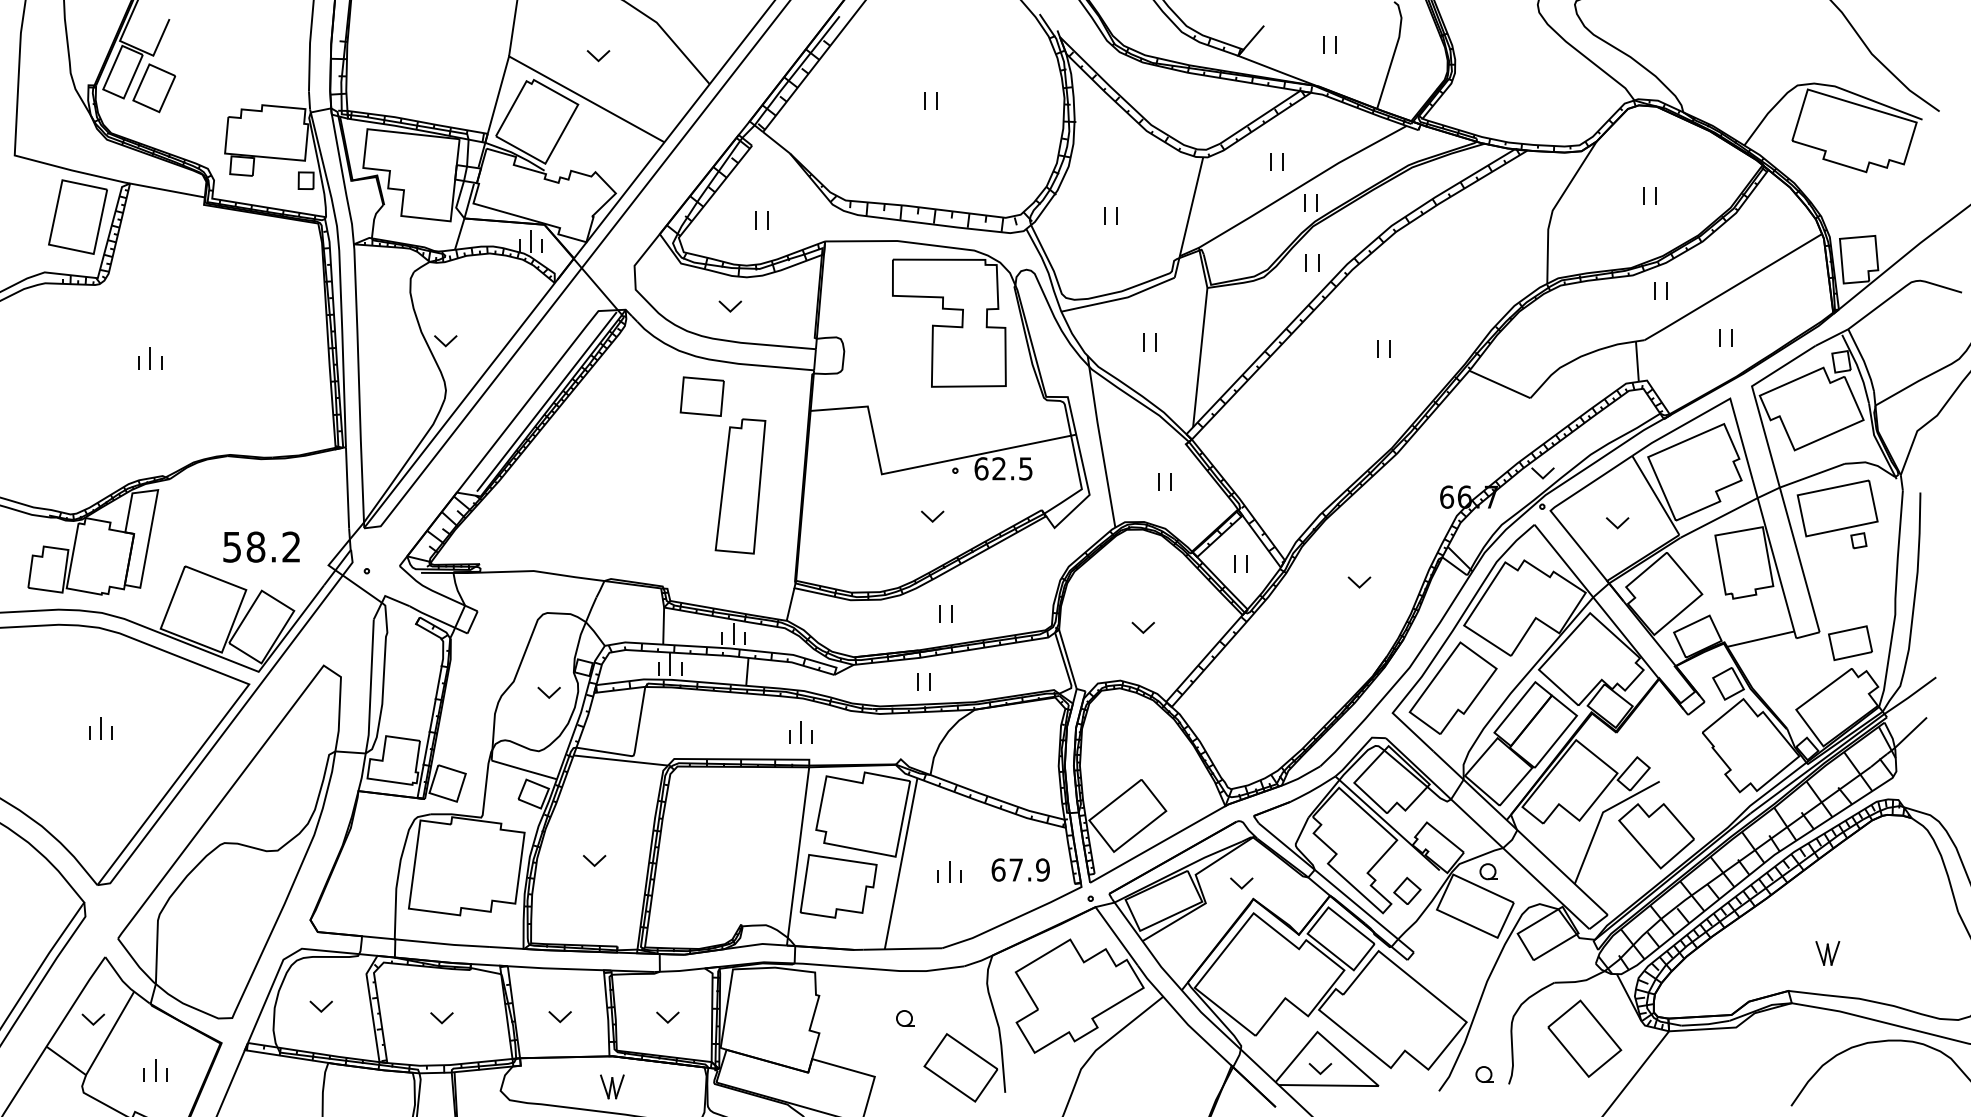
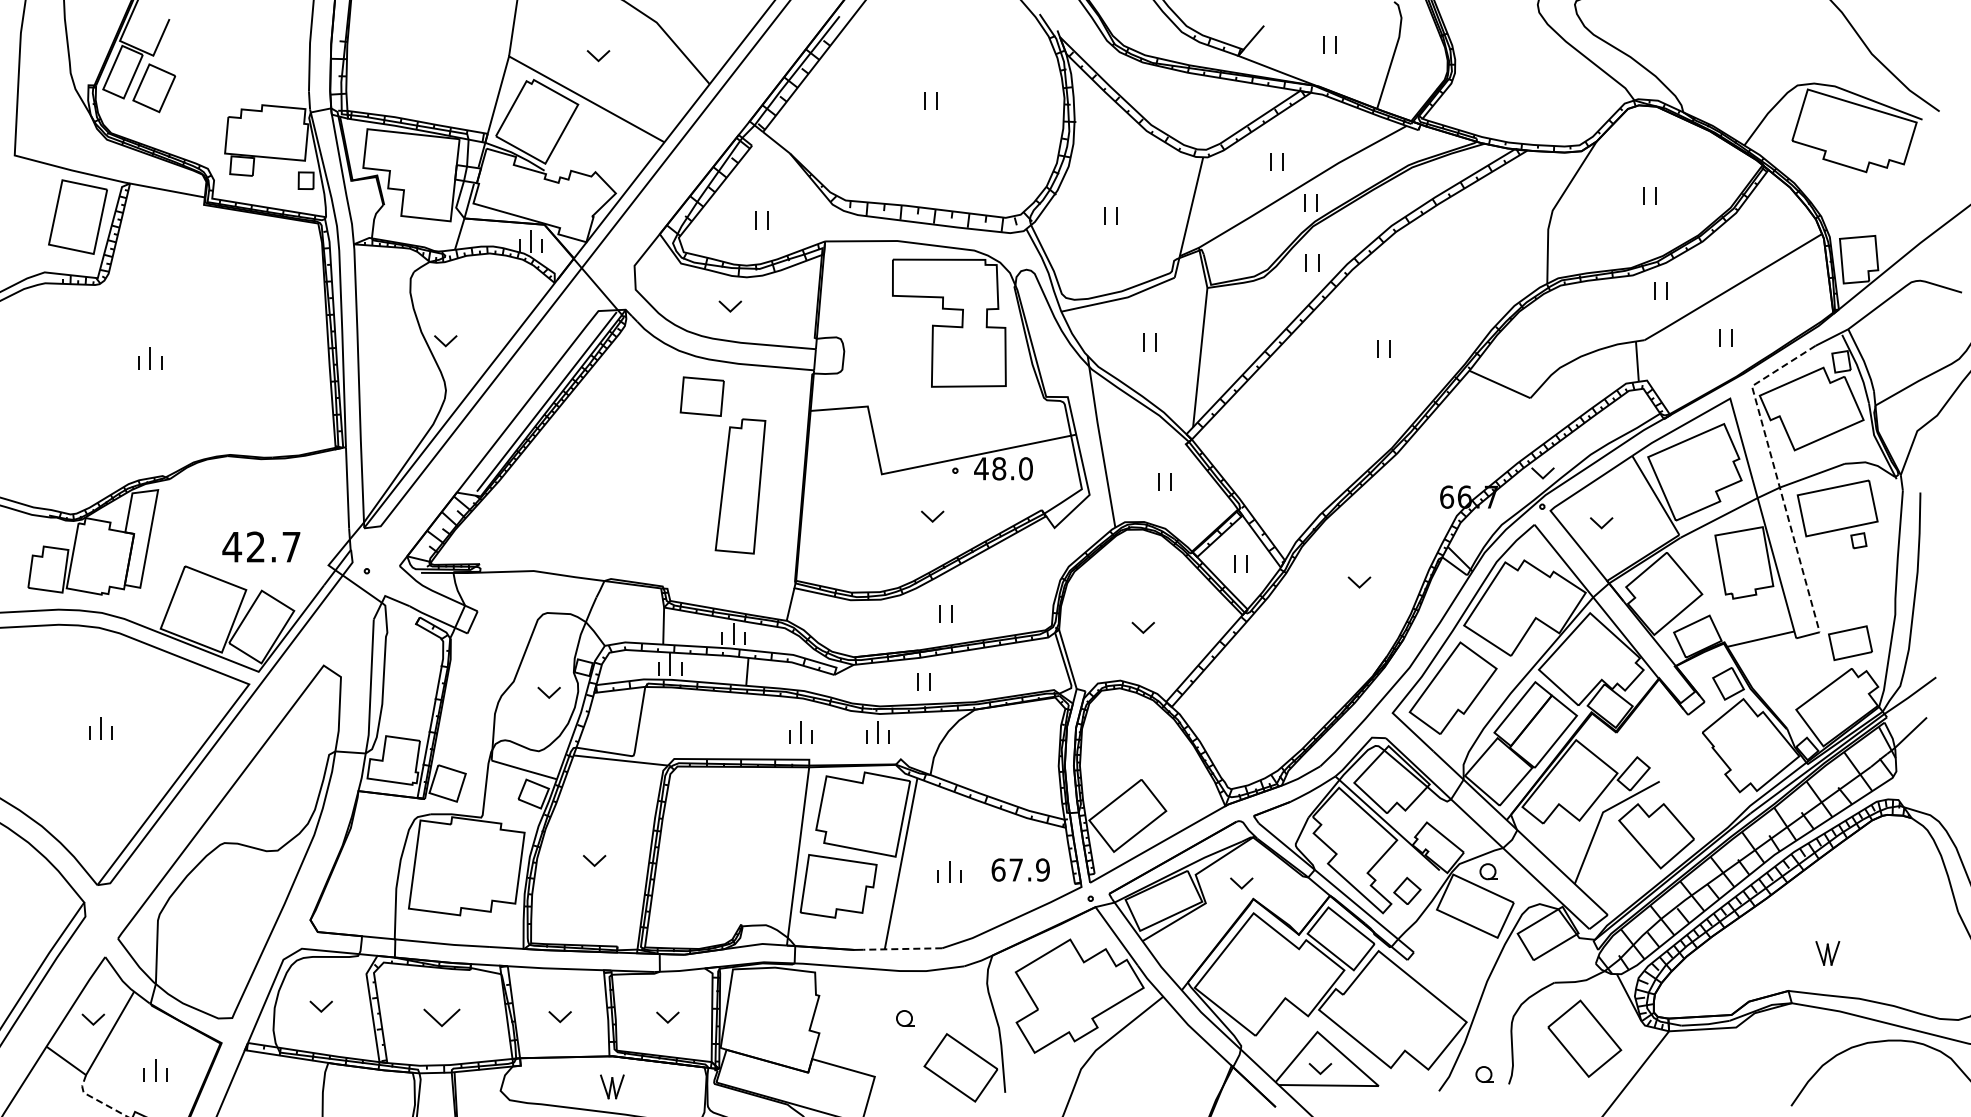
text: 62.5 -> 48.0 (1003, 468)
line: solid -> dashed (1775, 473)
part position: (1617, 523) -> (1601, 523) (1601, 523)
text: 58.2 -> 42.7 (261, 546)
part: none -> present (877, 732)
line: solid -> dashed (902, 949)
part size: 24x13 px -> 38x19 px (441, 1017)
line: solid -> dashed (96, 1099)
